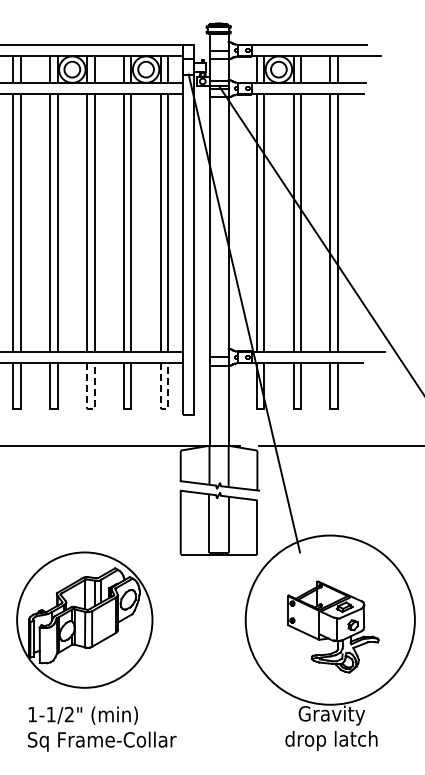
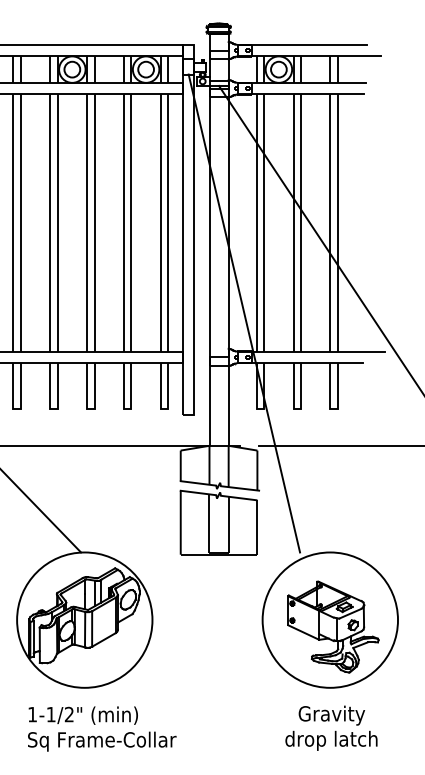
line: dashed -> solid (90, 408)
line: dashed -> solid (164, 408)
line: none -> present (41, 511)
circle diameter: 169 px -> 135 px (330, 619)
